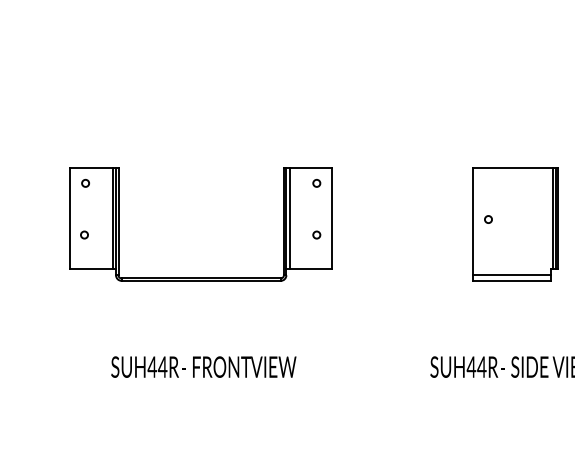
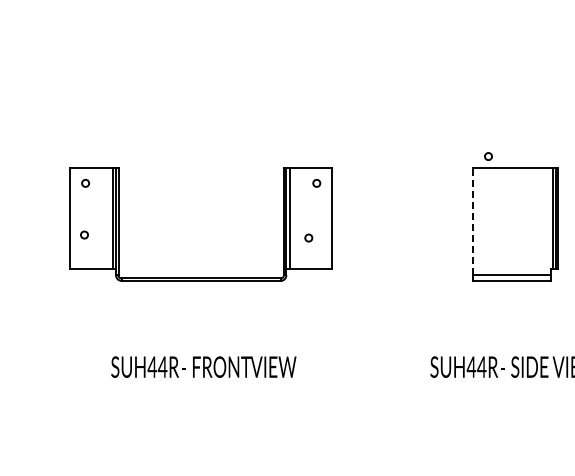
circle position: (488, 219) -> (488, 156) (488, 156)
line: solid -> dashed (472, 221)
circle position: (316, 234) -> (308, 237) (308, 237)
